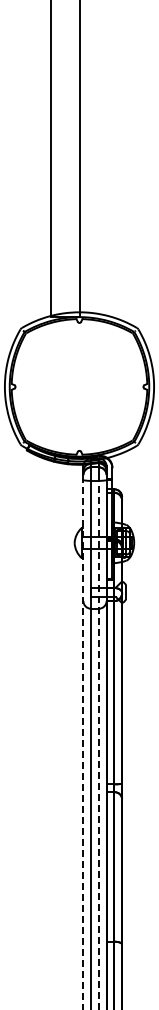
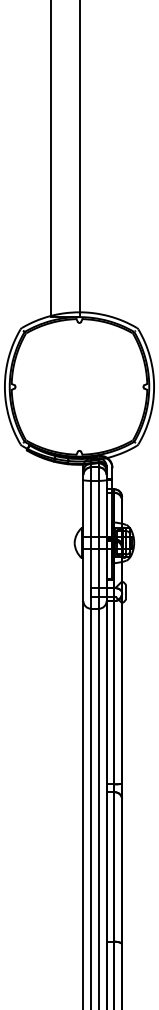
line: dashed -> solid (83, 744)
line: dashed -> solid (98, 744)
